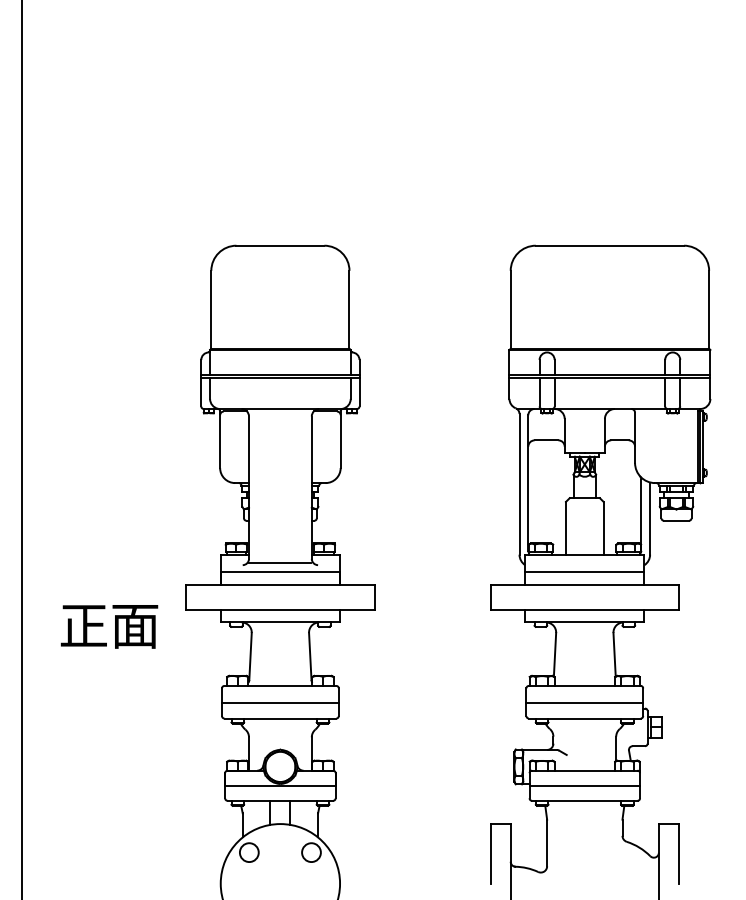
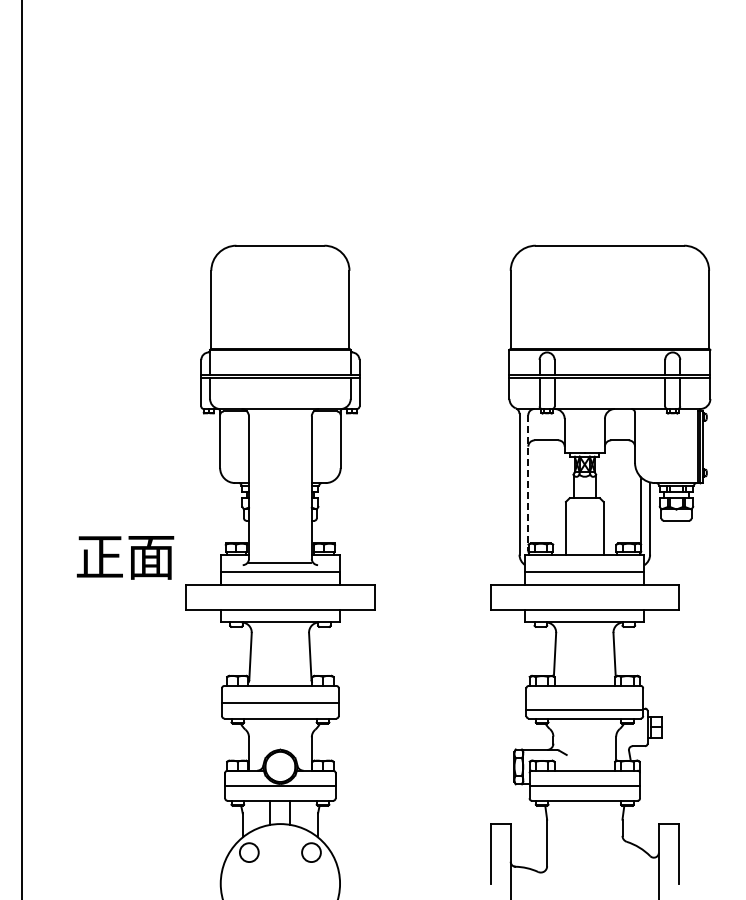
line: solid -> dashed (528, 483)
text position: (109, 626) -> (125, 557) (125, 557)
line position: (584, 703) -> (584, 710) (584, 710)
